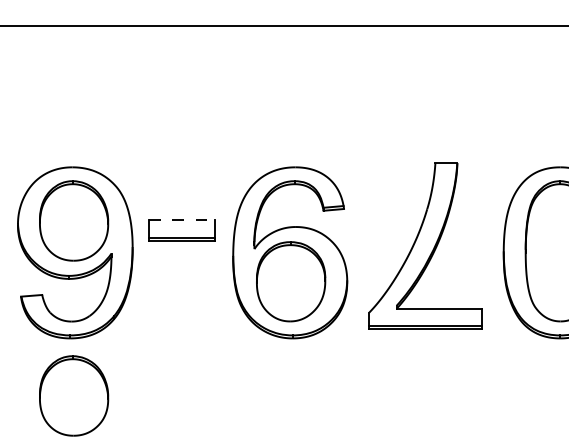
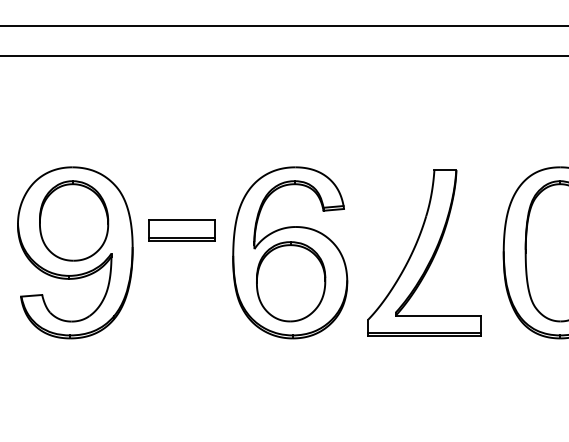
line: none -> present (283, 55)
line: dashed -> solid (182, 220)
part position: (425, 245) -> (424, 252) (424, 252)
part: present -> none (74, 395)
